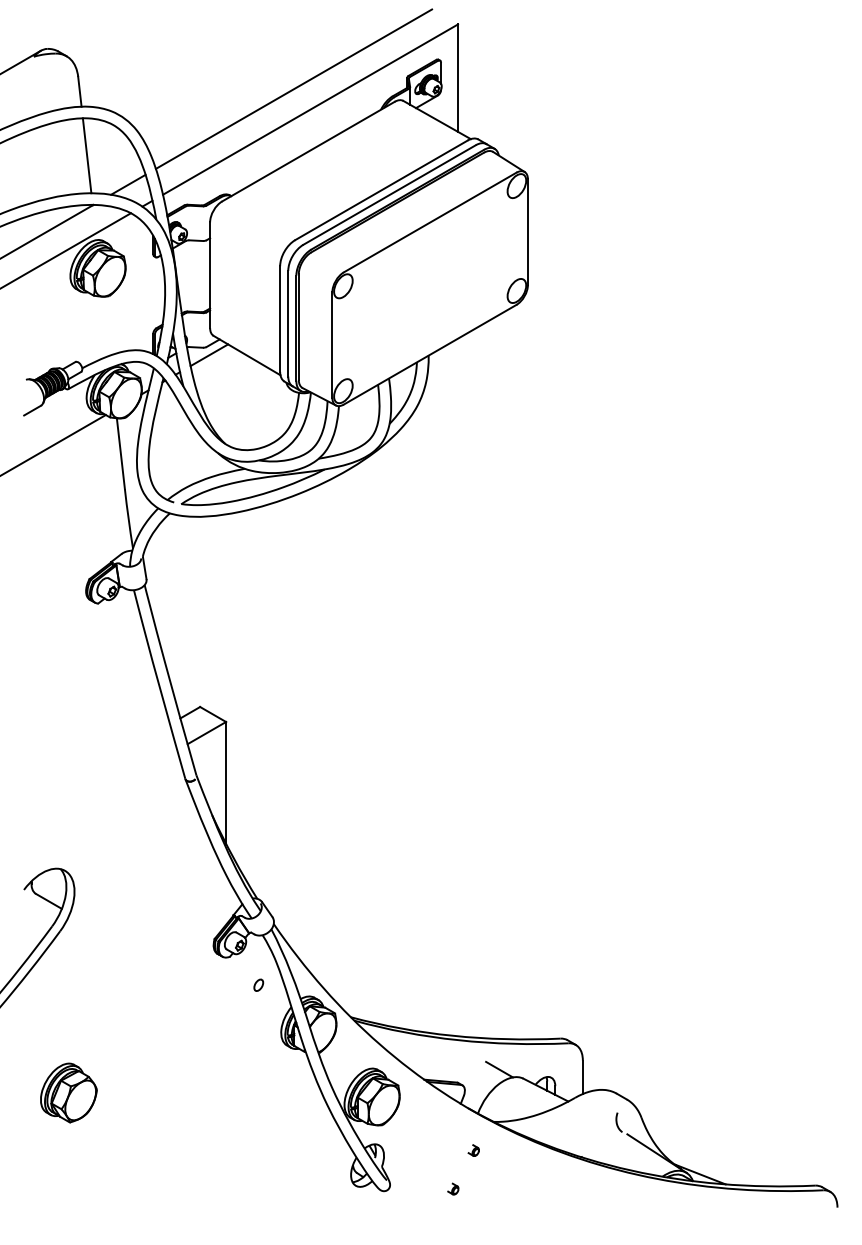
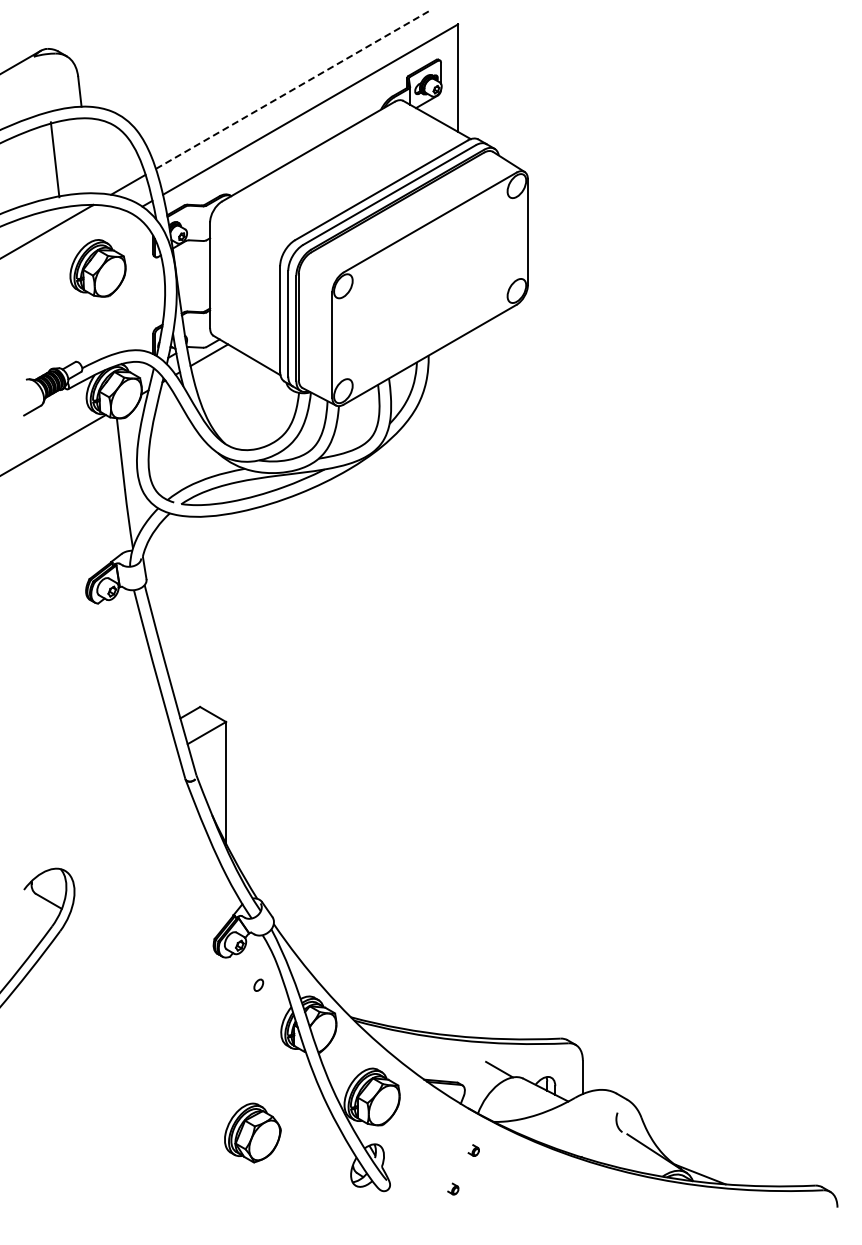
line: solid -> dashed (294, 88)
line position: (86, 155) -> (54, 159) (54, 159)
line: present -> none (66, 250)
part position: (68, 1092) -> (252, 1132) (252, 1132)
